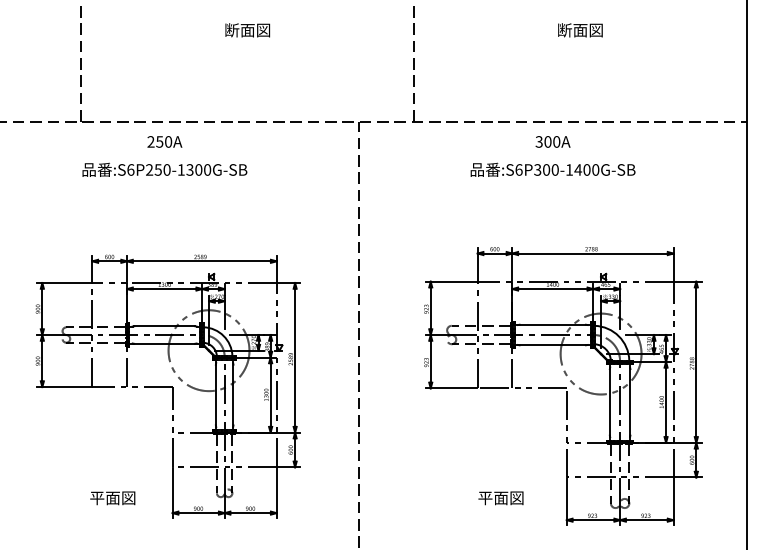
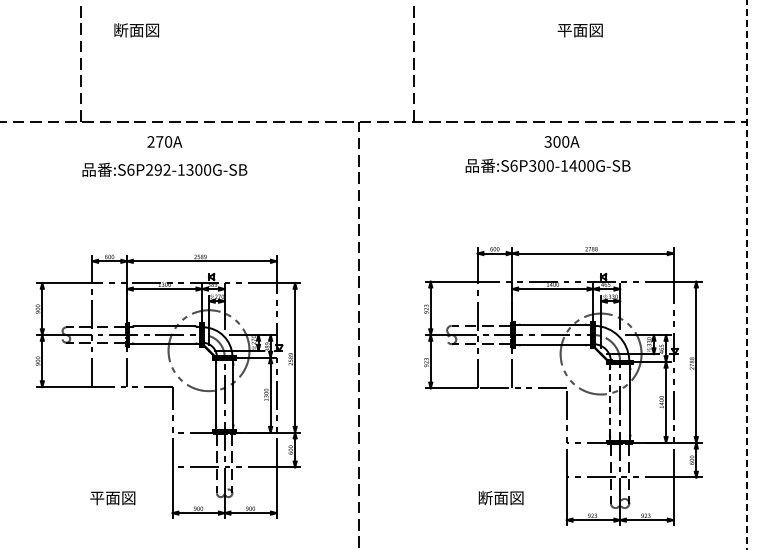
text position: (247, 30) -> (136, 30) (136, 30)
text: 断面図 -> 平面図 (564, 30)
text: 250A -> 270A (159, 141)
text position: (552, 141) -> (561, 141) (561, 141)
text: :S6P250-1300G-SB -> :S6P292-1300G-SB (162, 169)
text position: (552, 169) -> (547, 165) (547, 165)
line: solid -> dashed (746, 274)
line: solid -> dashed (609, 401)
text: 平面図 -> 断面図 (485, 497)
